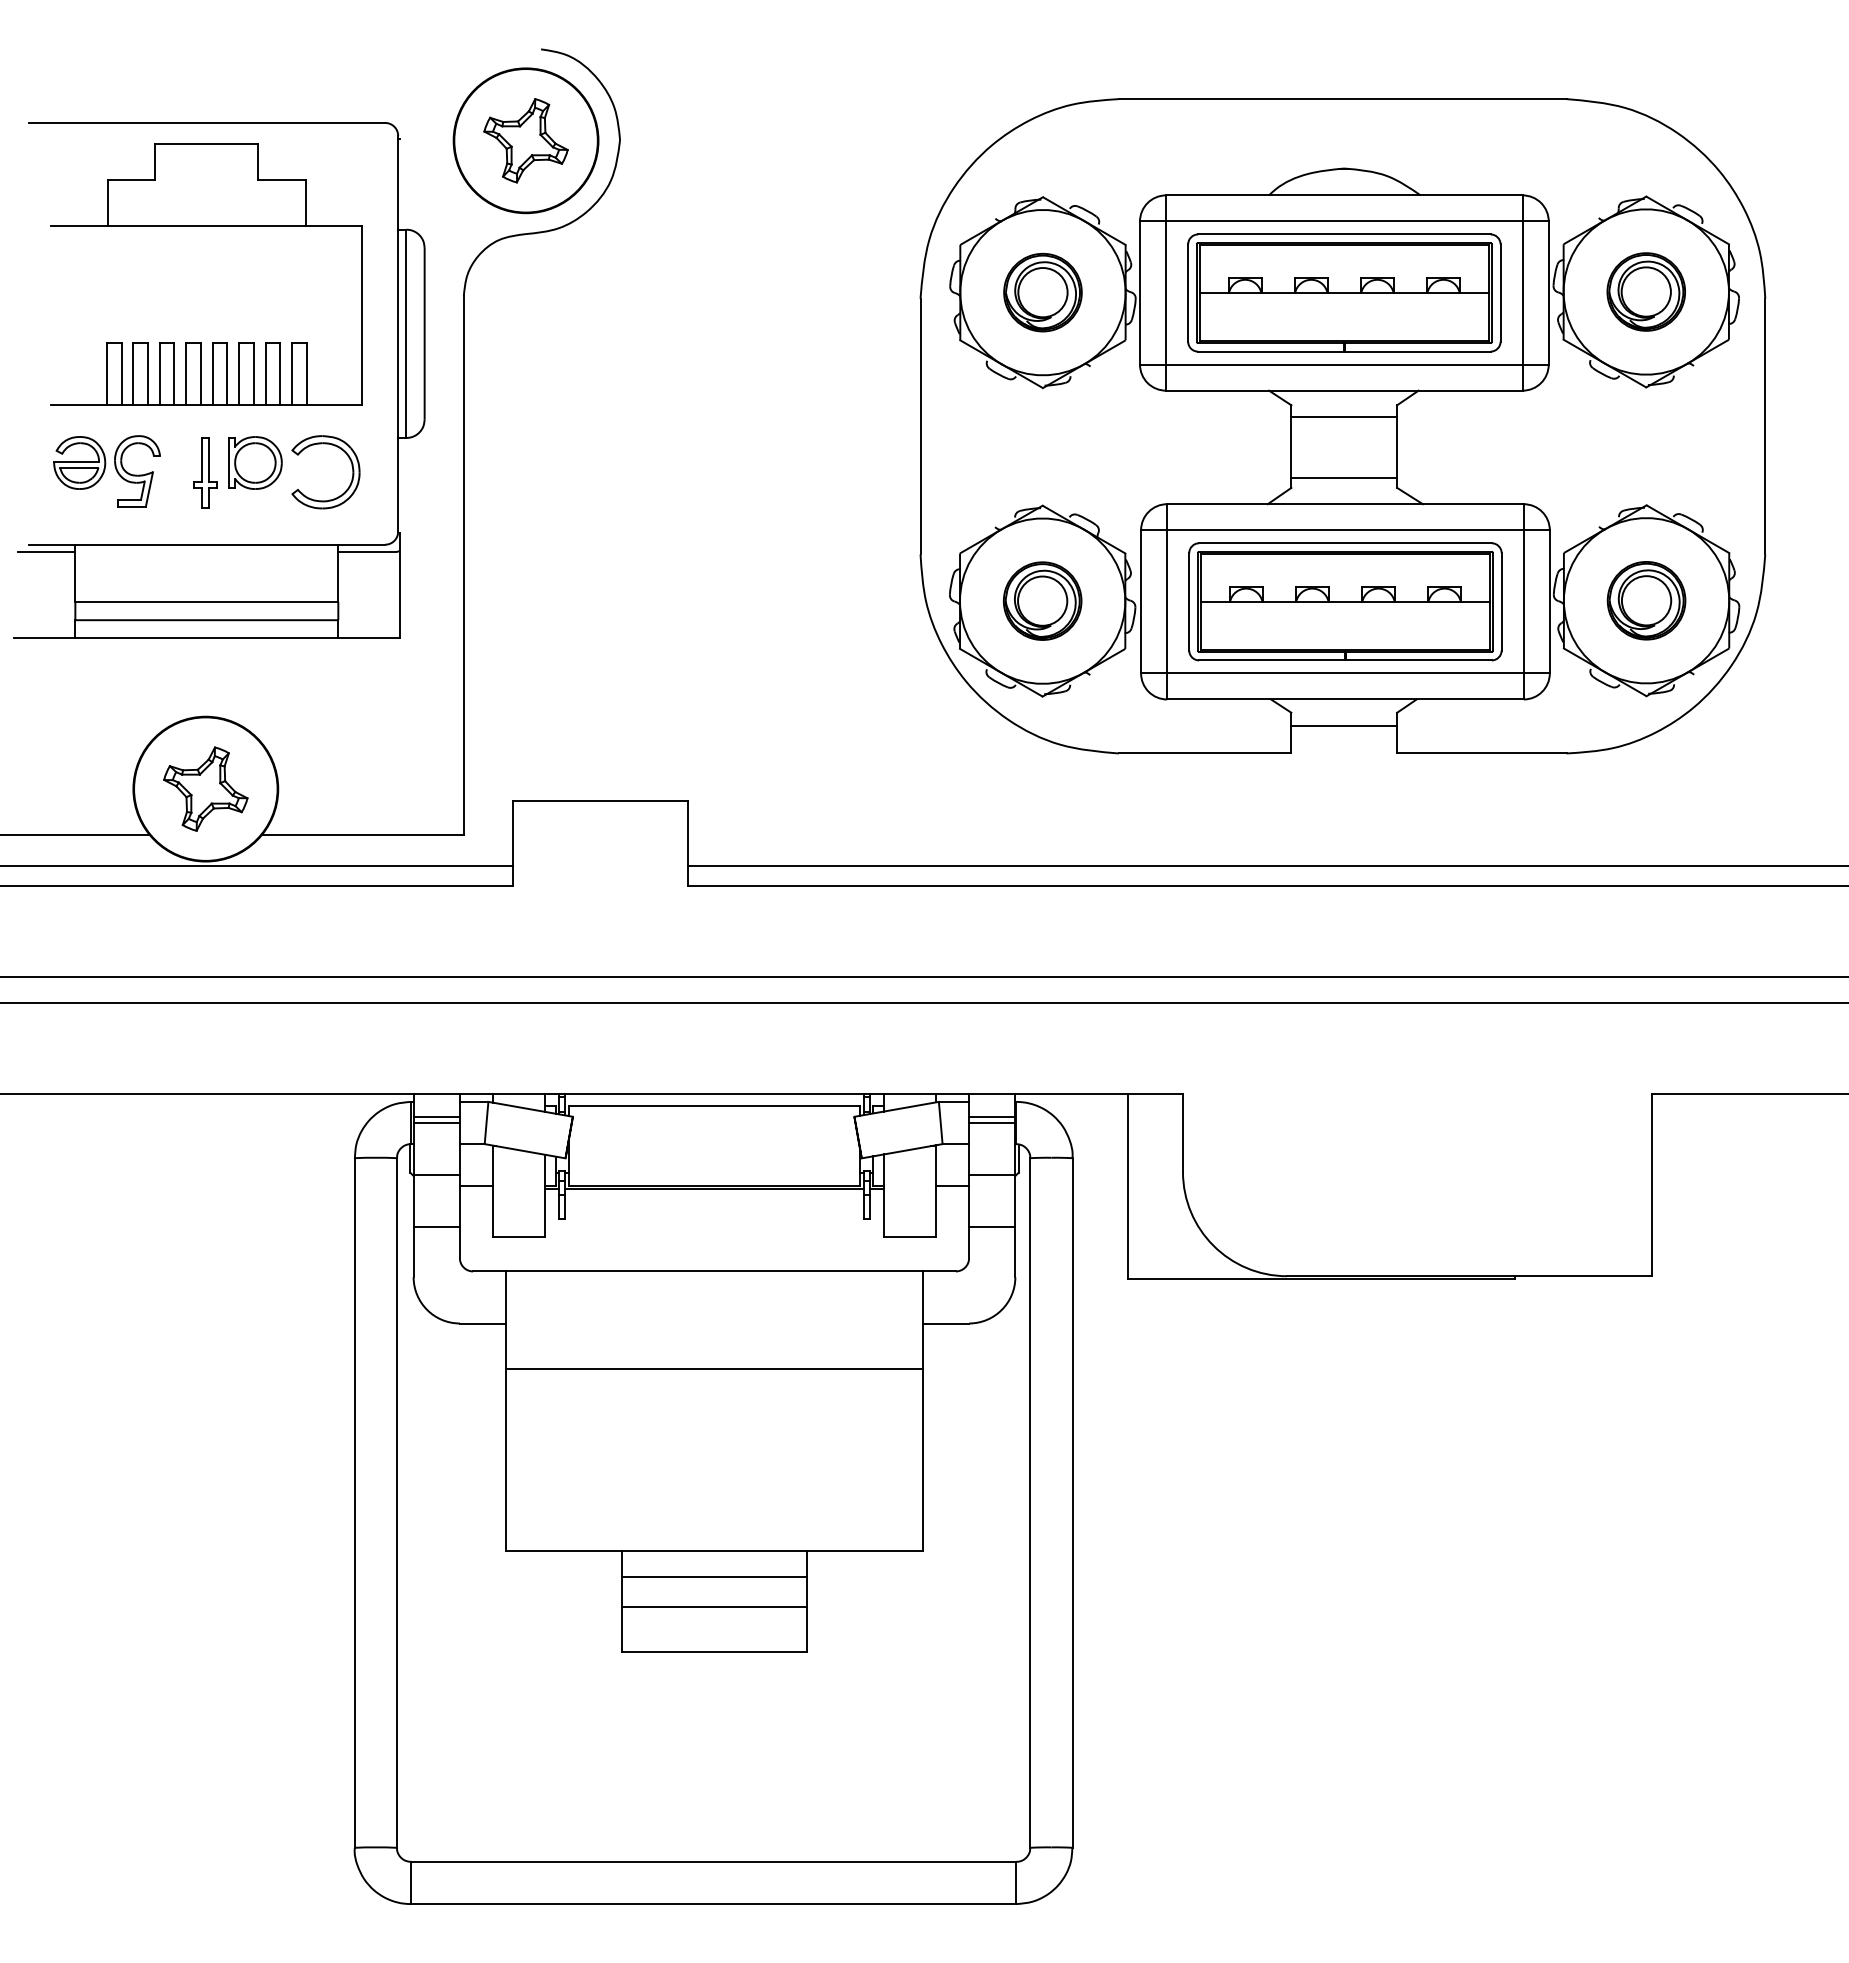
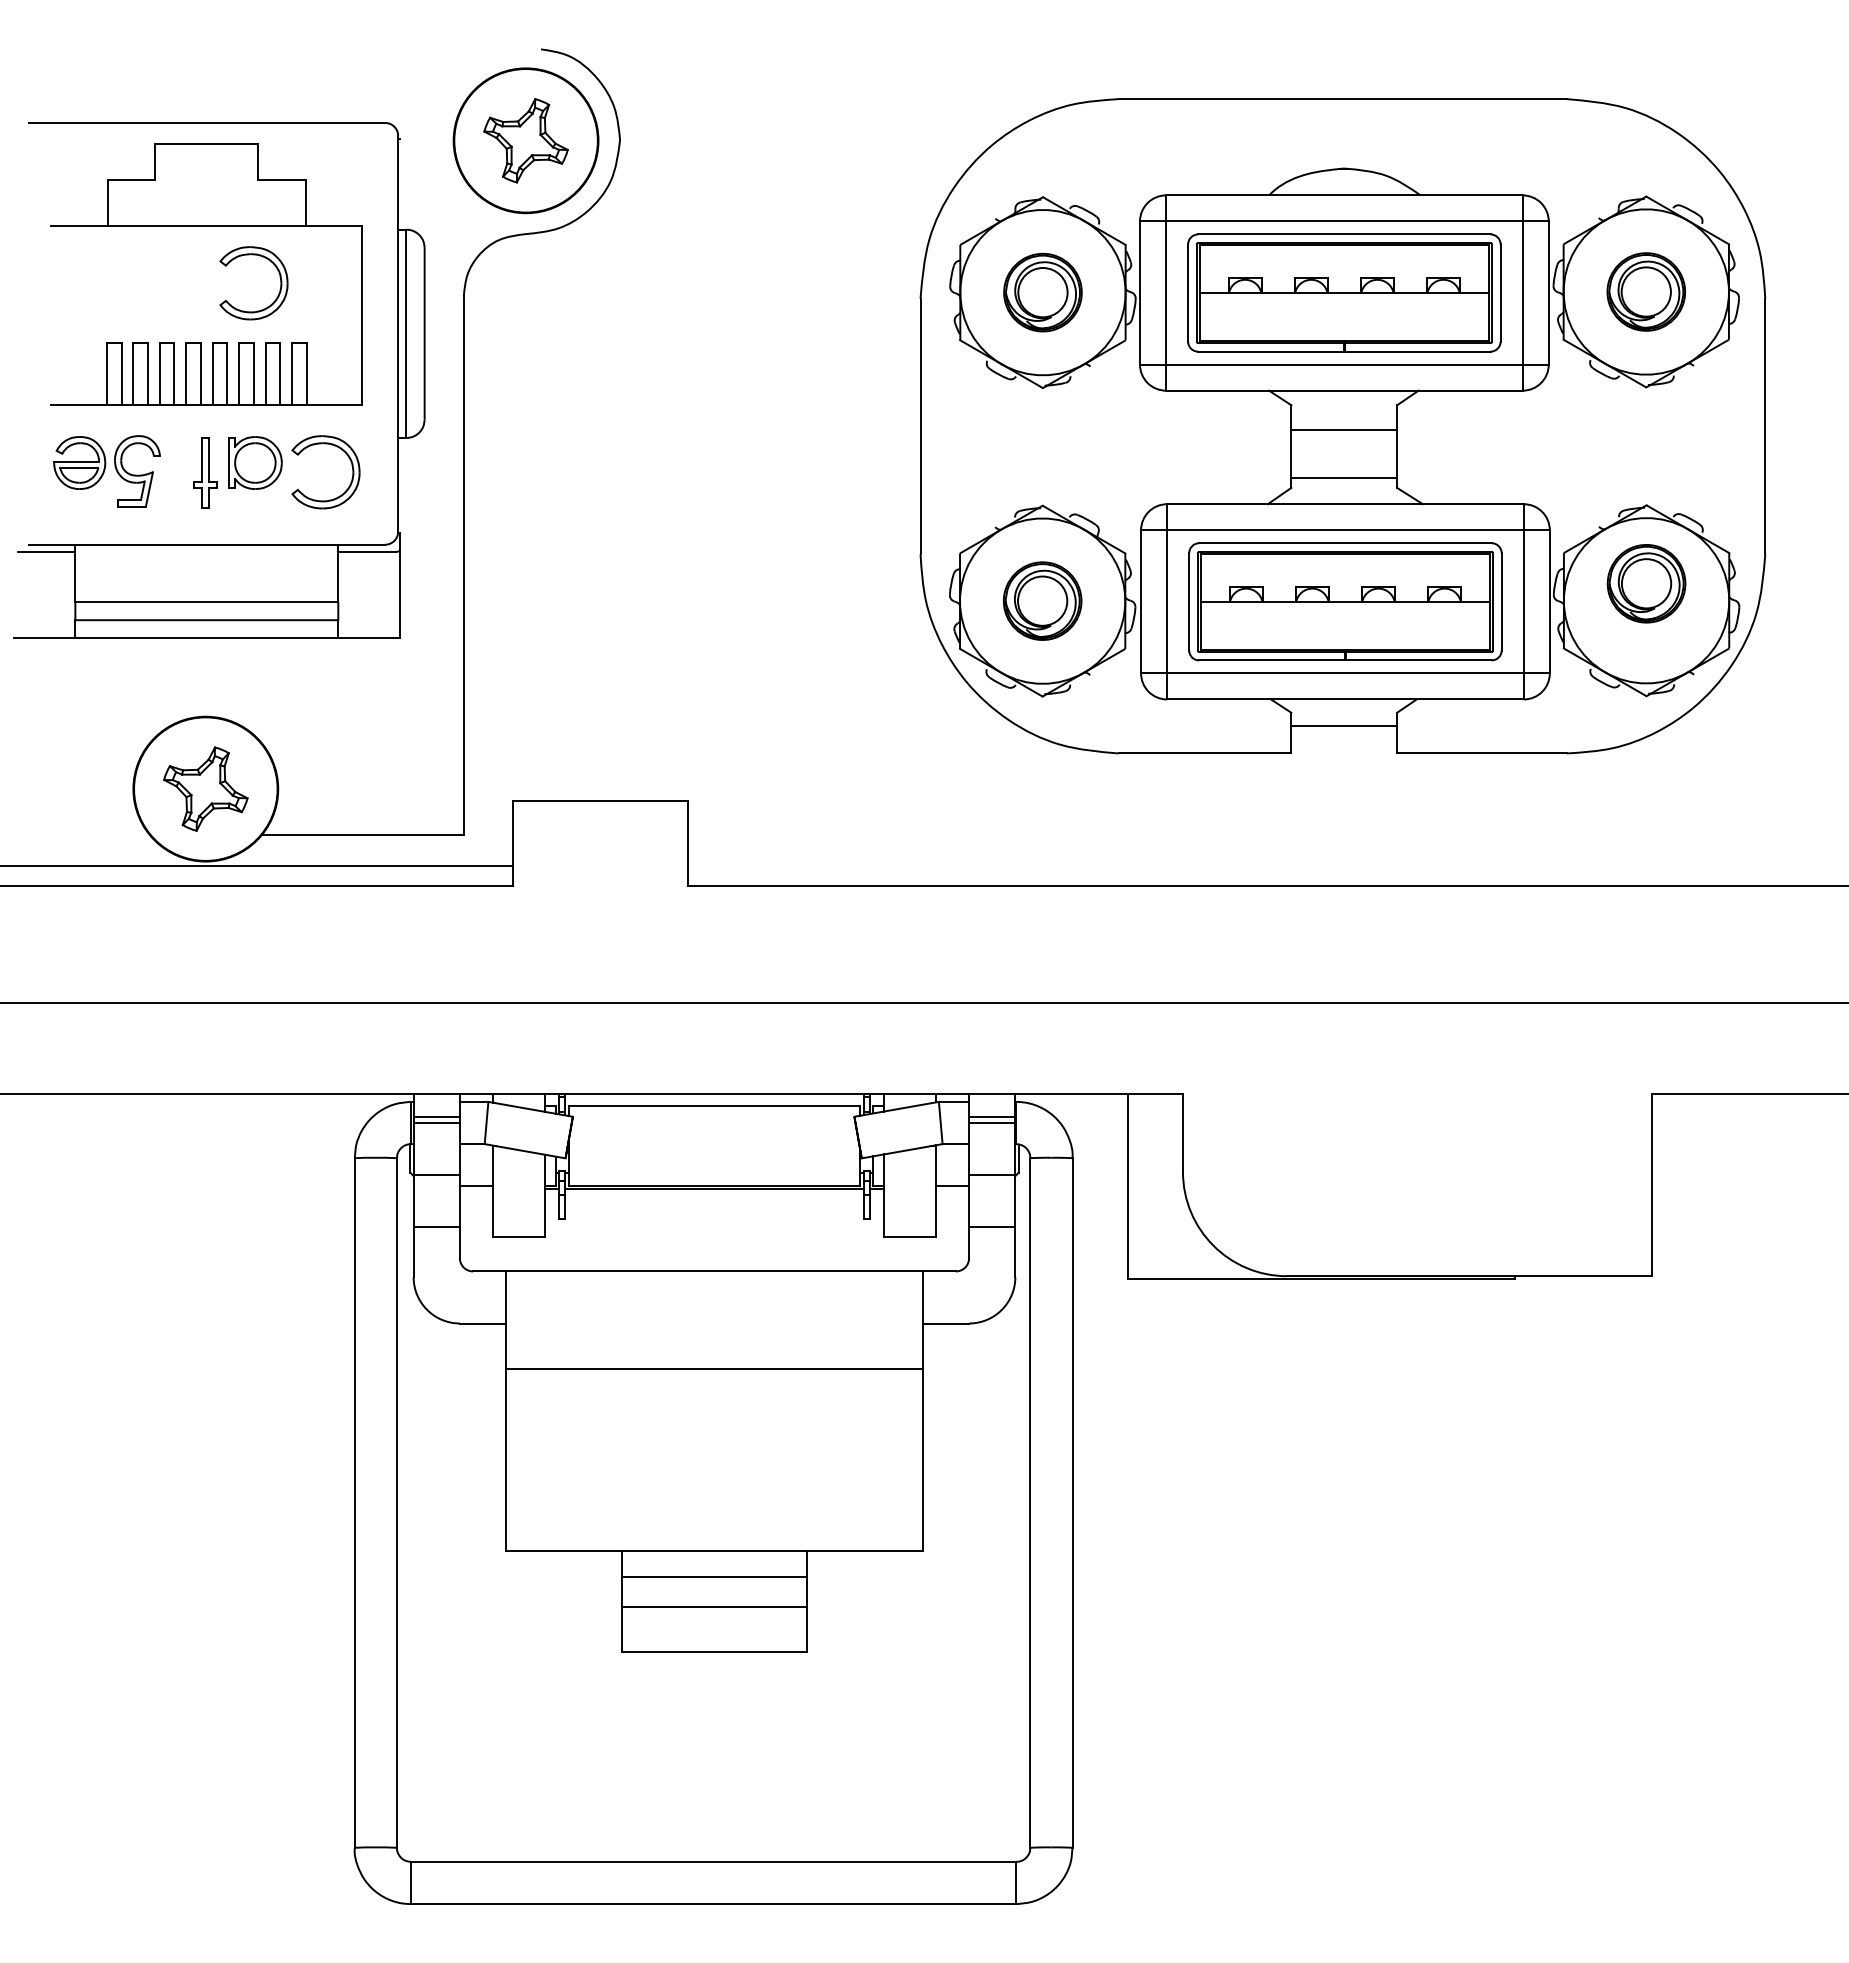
part: none -> present (279, 277)
line position: (1344, 416) -> (1344, 429) (1344, 429)
part position: (1646, 600) -> (1646, 583) (1646, 583)
line: present -> none (75, 834)
line: present -> none (1266, 866)
line: present -> none (923, 976)
